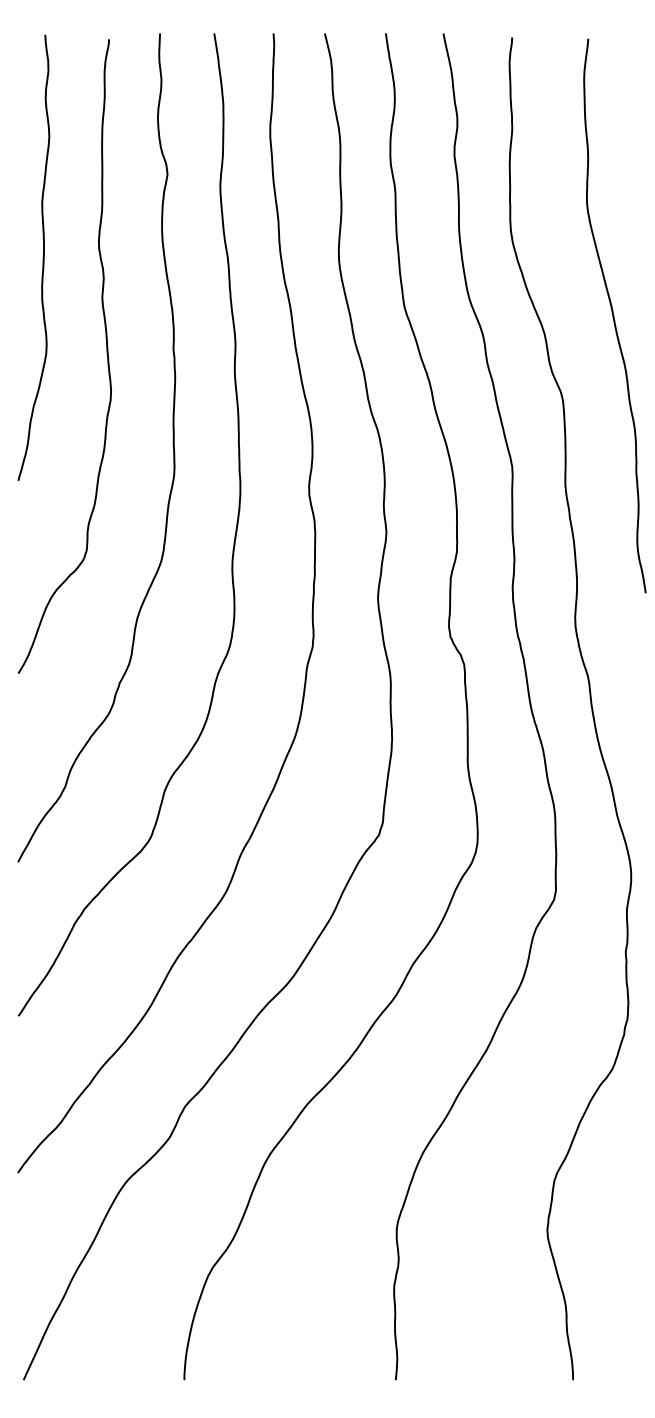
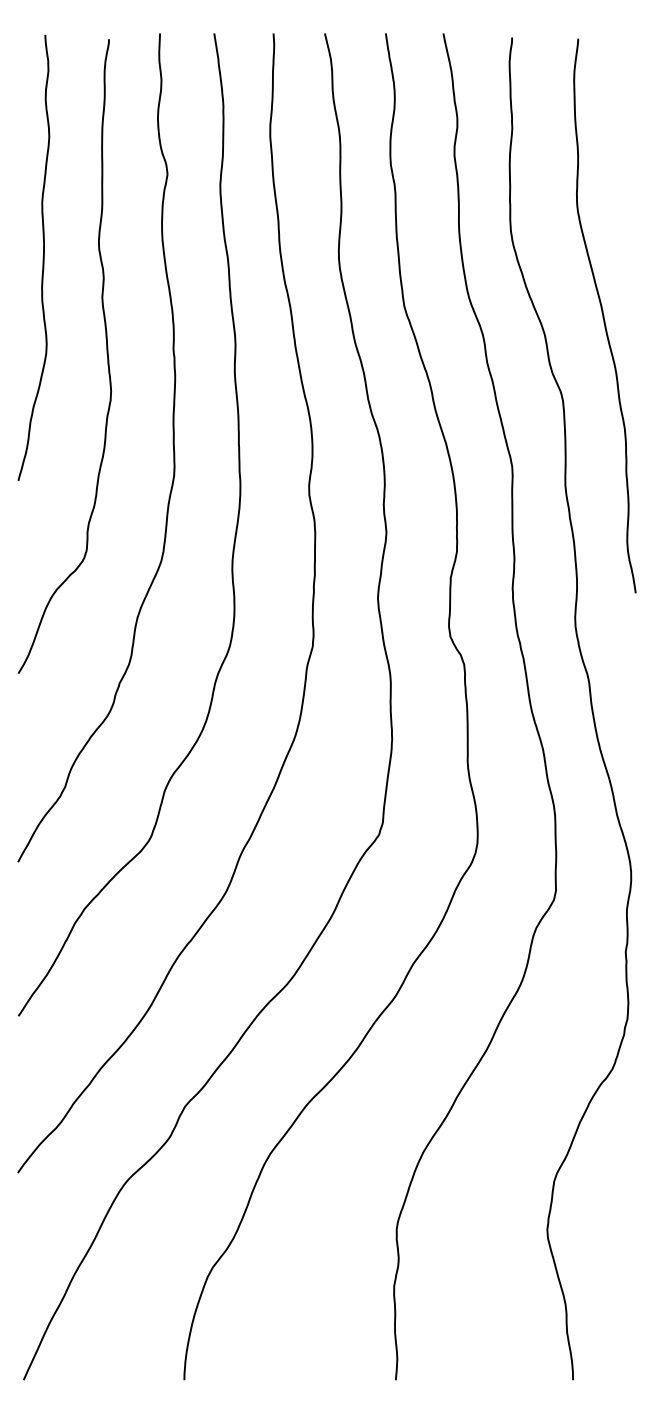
curve position: (614, 315) -> (604, 315) (604, 315)
